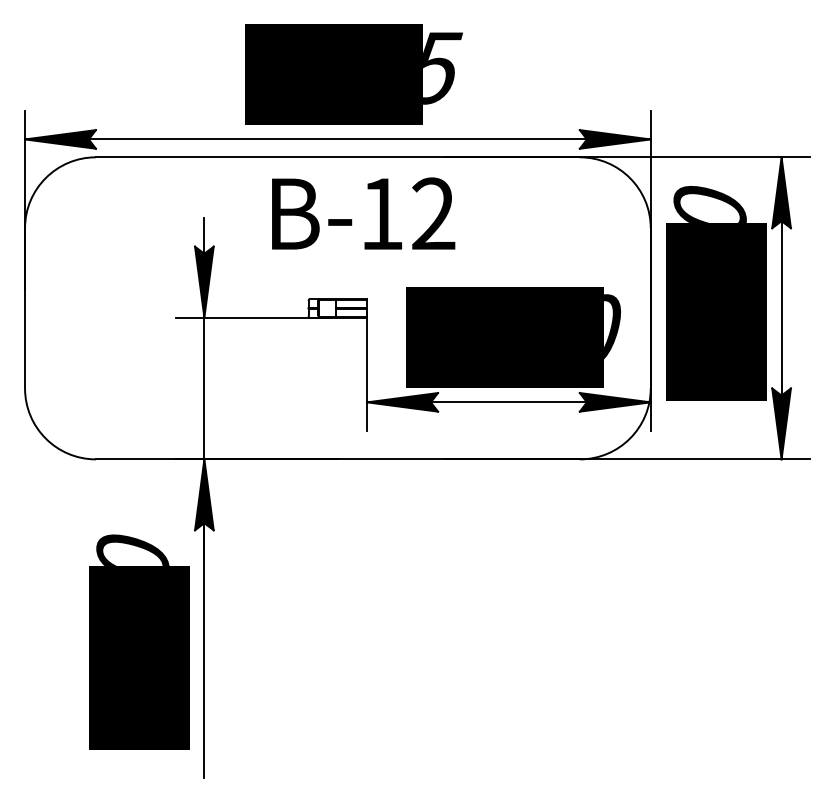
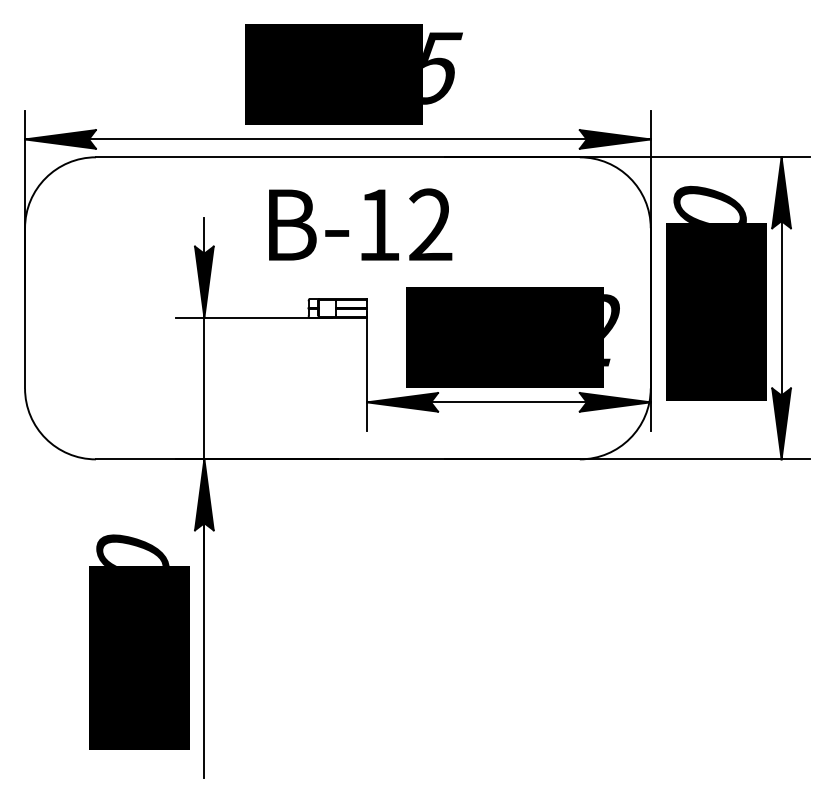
text position: (363, 213) -> (360, 224) (360, 224)
text: 2000 -> 2772 (612, 330)
